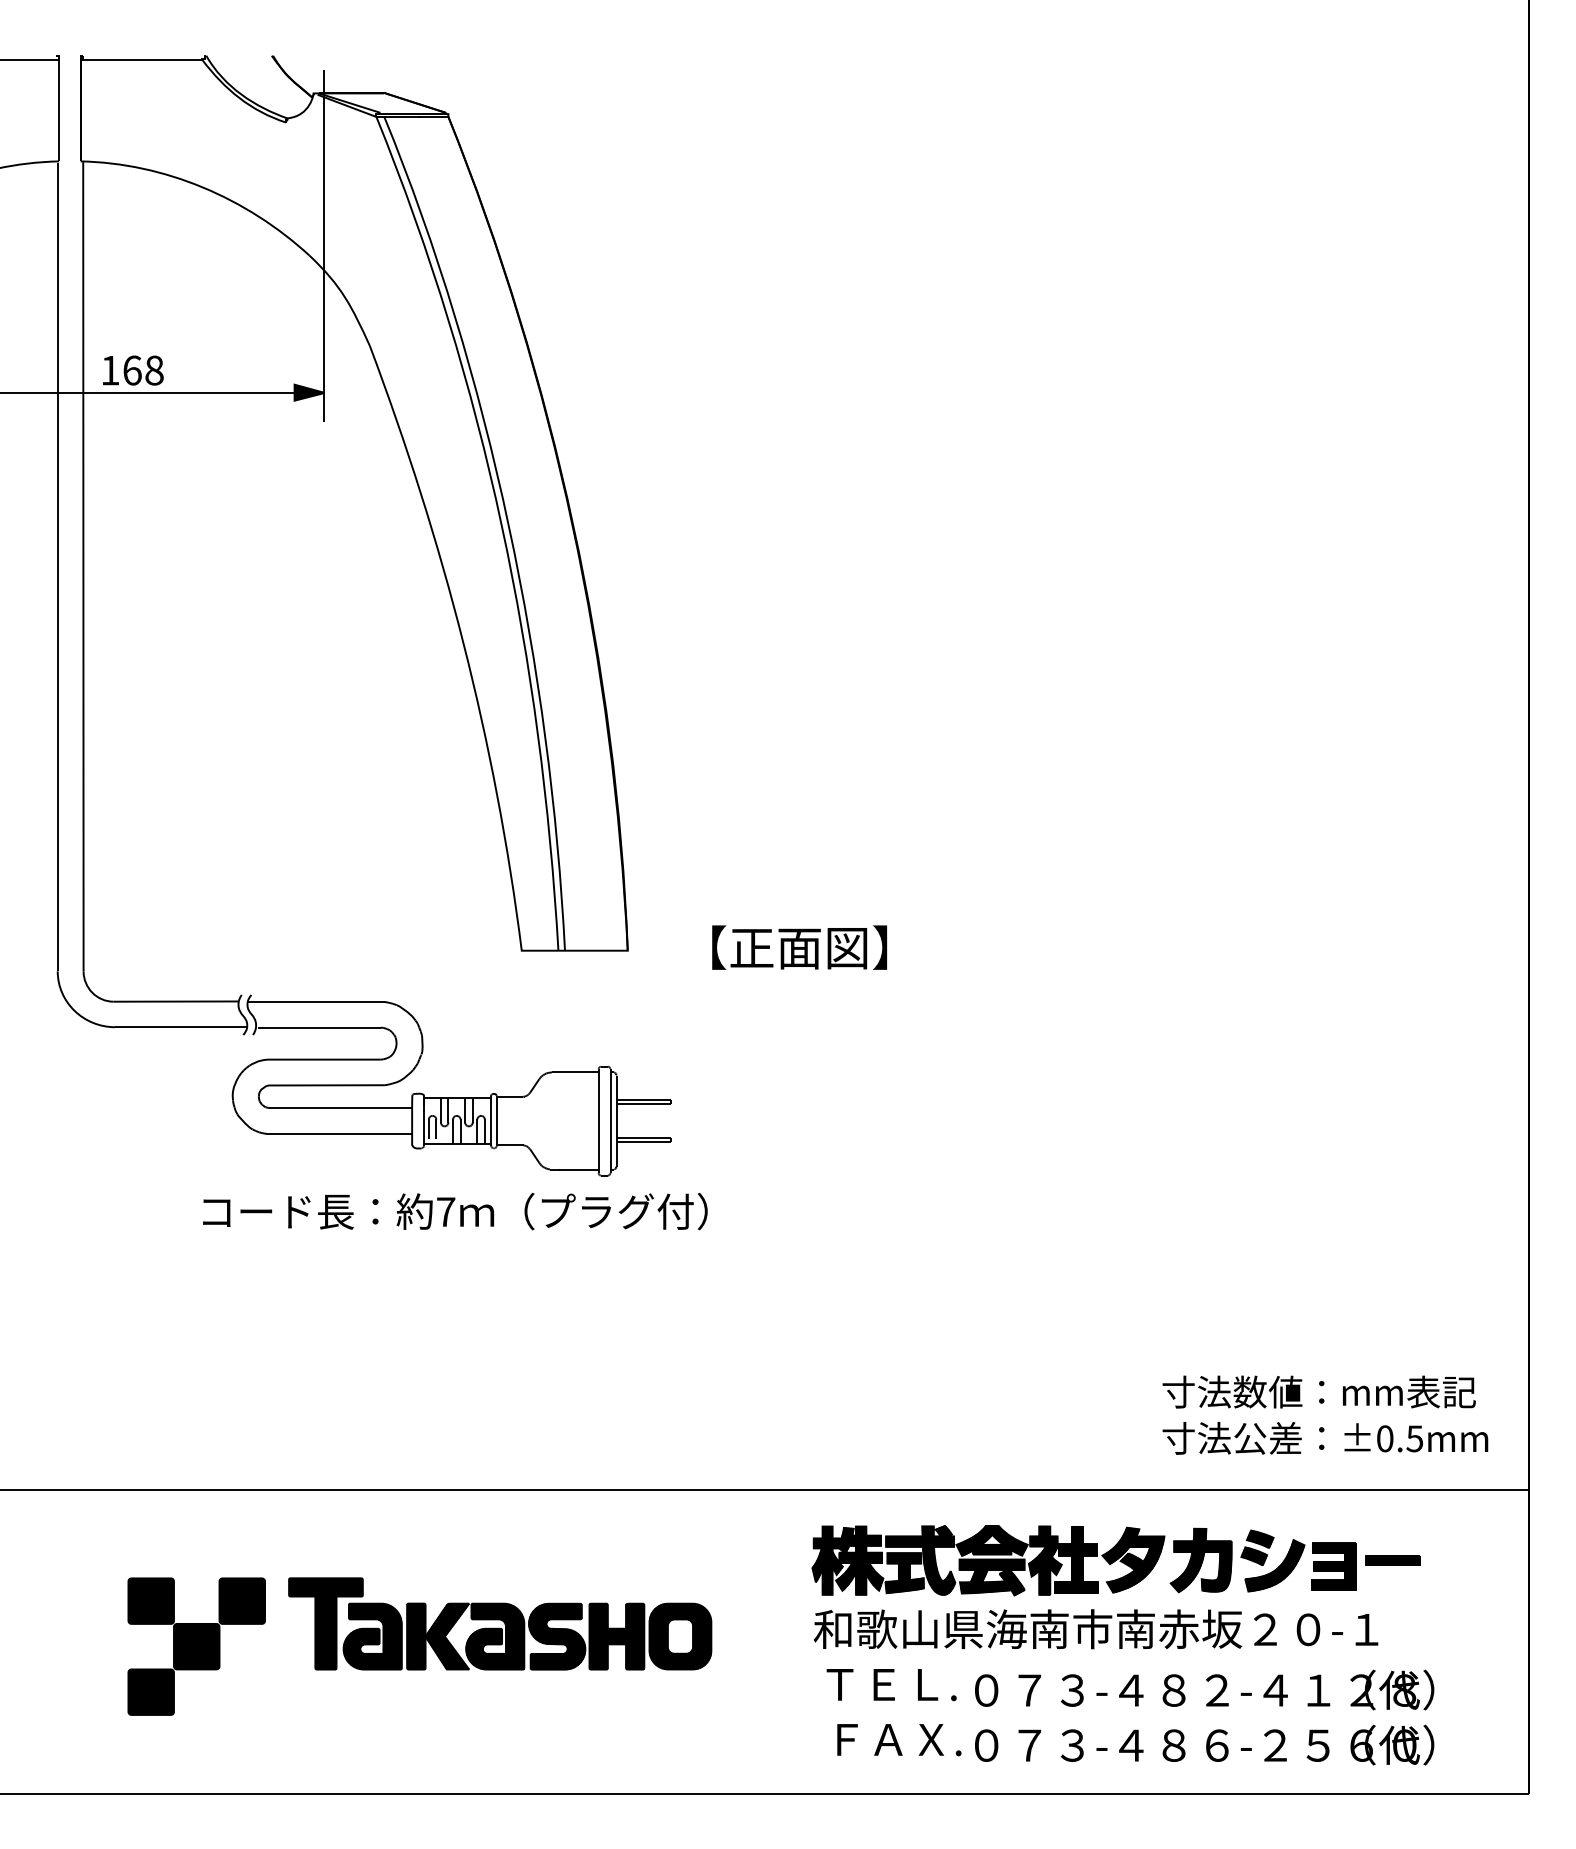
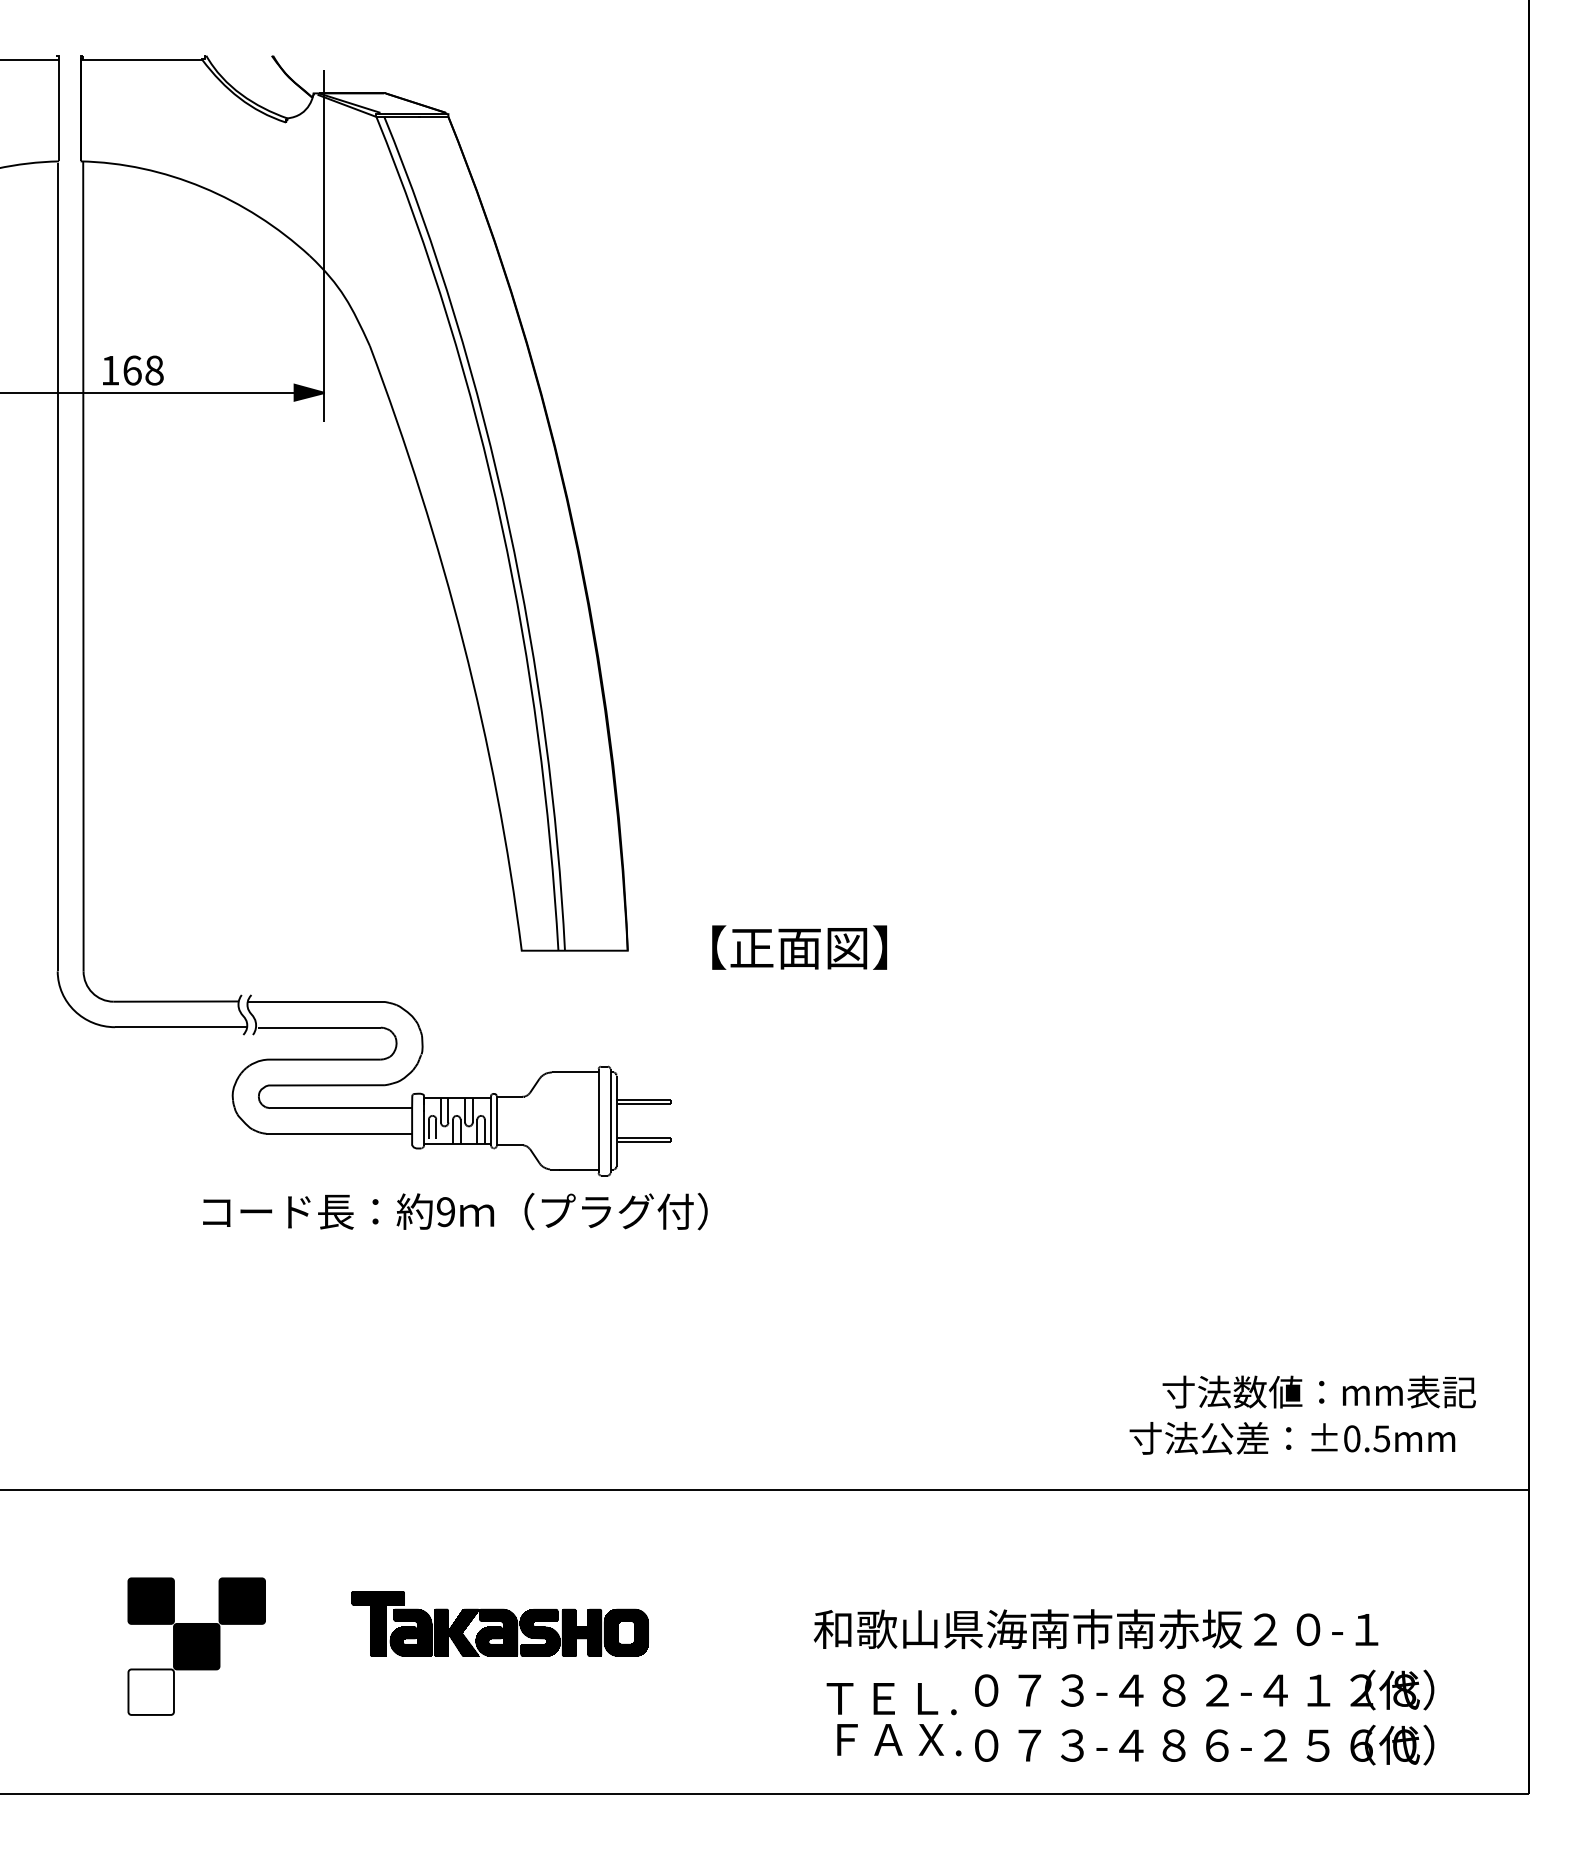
text: 7 -> 9 (446, 1212)
text position: (1325, 1438) -> (1292, 1438) (1292, 1438)
part: present -> none (1115, 1560)
part size: 425x94 px -> 298x66 px (499, 1623)
text position: (891, 1685) -> (891, 1699) (891, 1699)
fill: present -> none (150, 1691)
